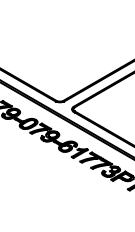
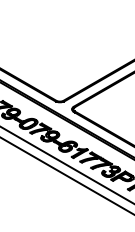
line: none -> present (66, 164)
line: none -> present (66, 175)
